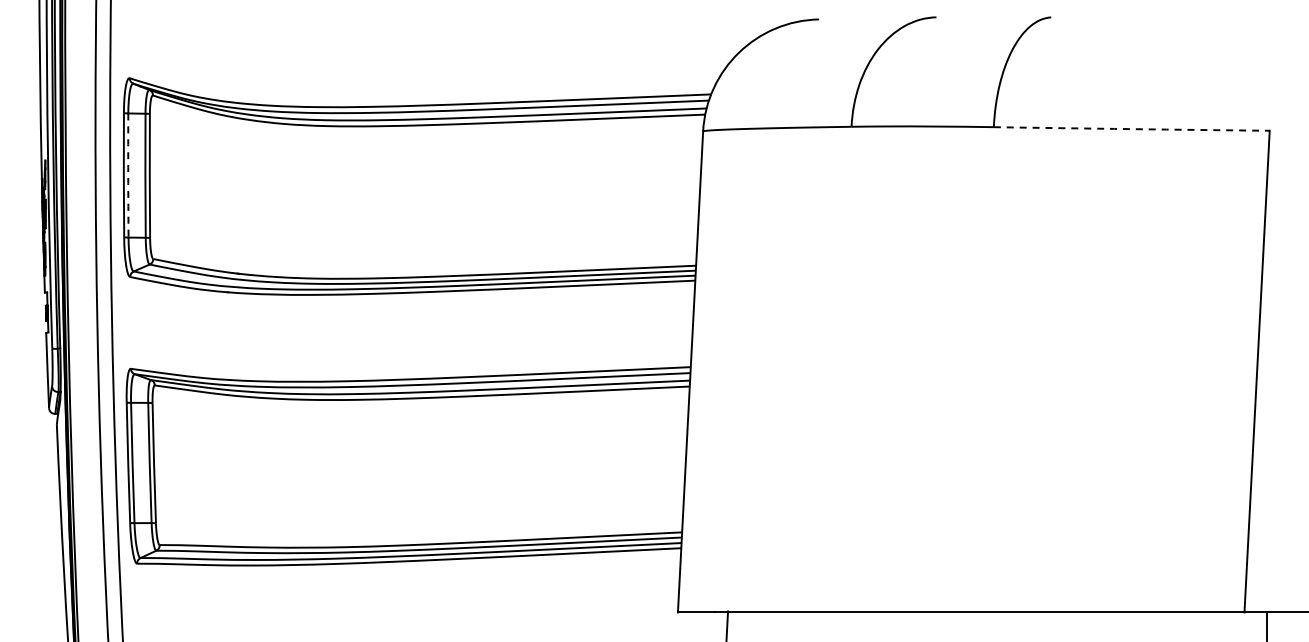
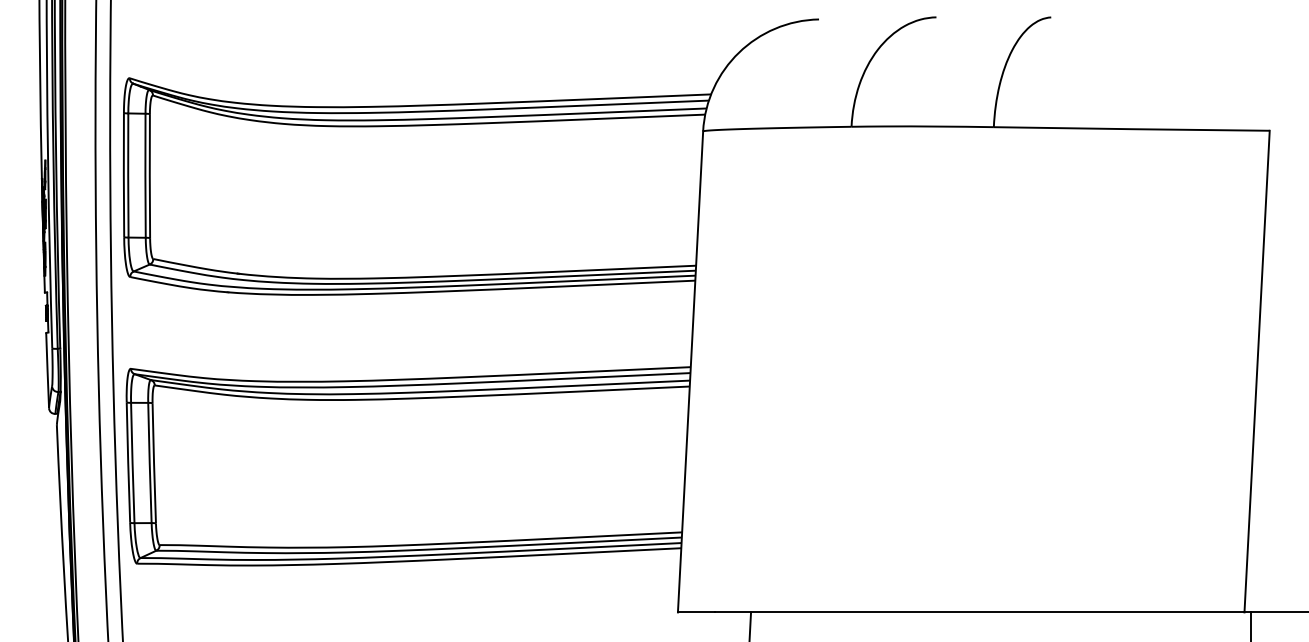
arc: dashed -> solid (1131, 129)
arc: dashed -> solid (128, 175)
line position: (727, 624) -> (750, 625) (750, 625)
line position: (1266, 625) -> (1250, 625) (1250, 625)
